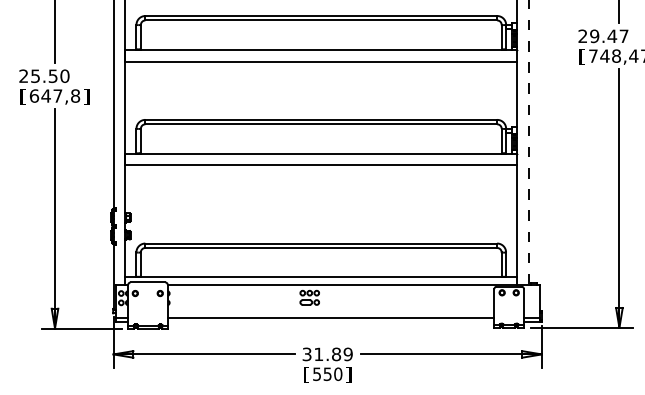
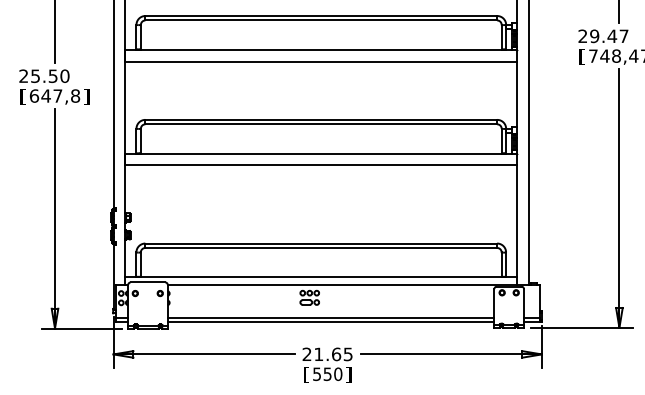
line: dashed -> solid (528, 143)
line: none -> present (330, 322)
text: 31.89 -> 21.65 (327, 354)
